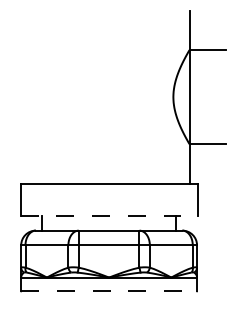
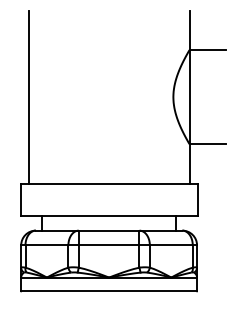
line: none -> present (28, 96)
line: dashed -> solid (109, 215)
line: dashed -> solid (109, 290)
